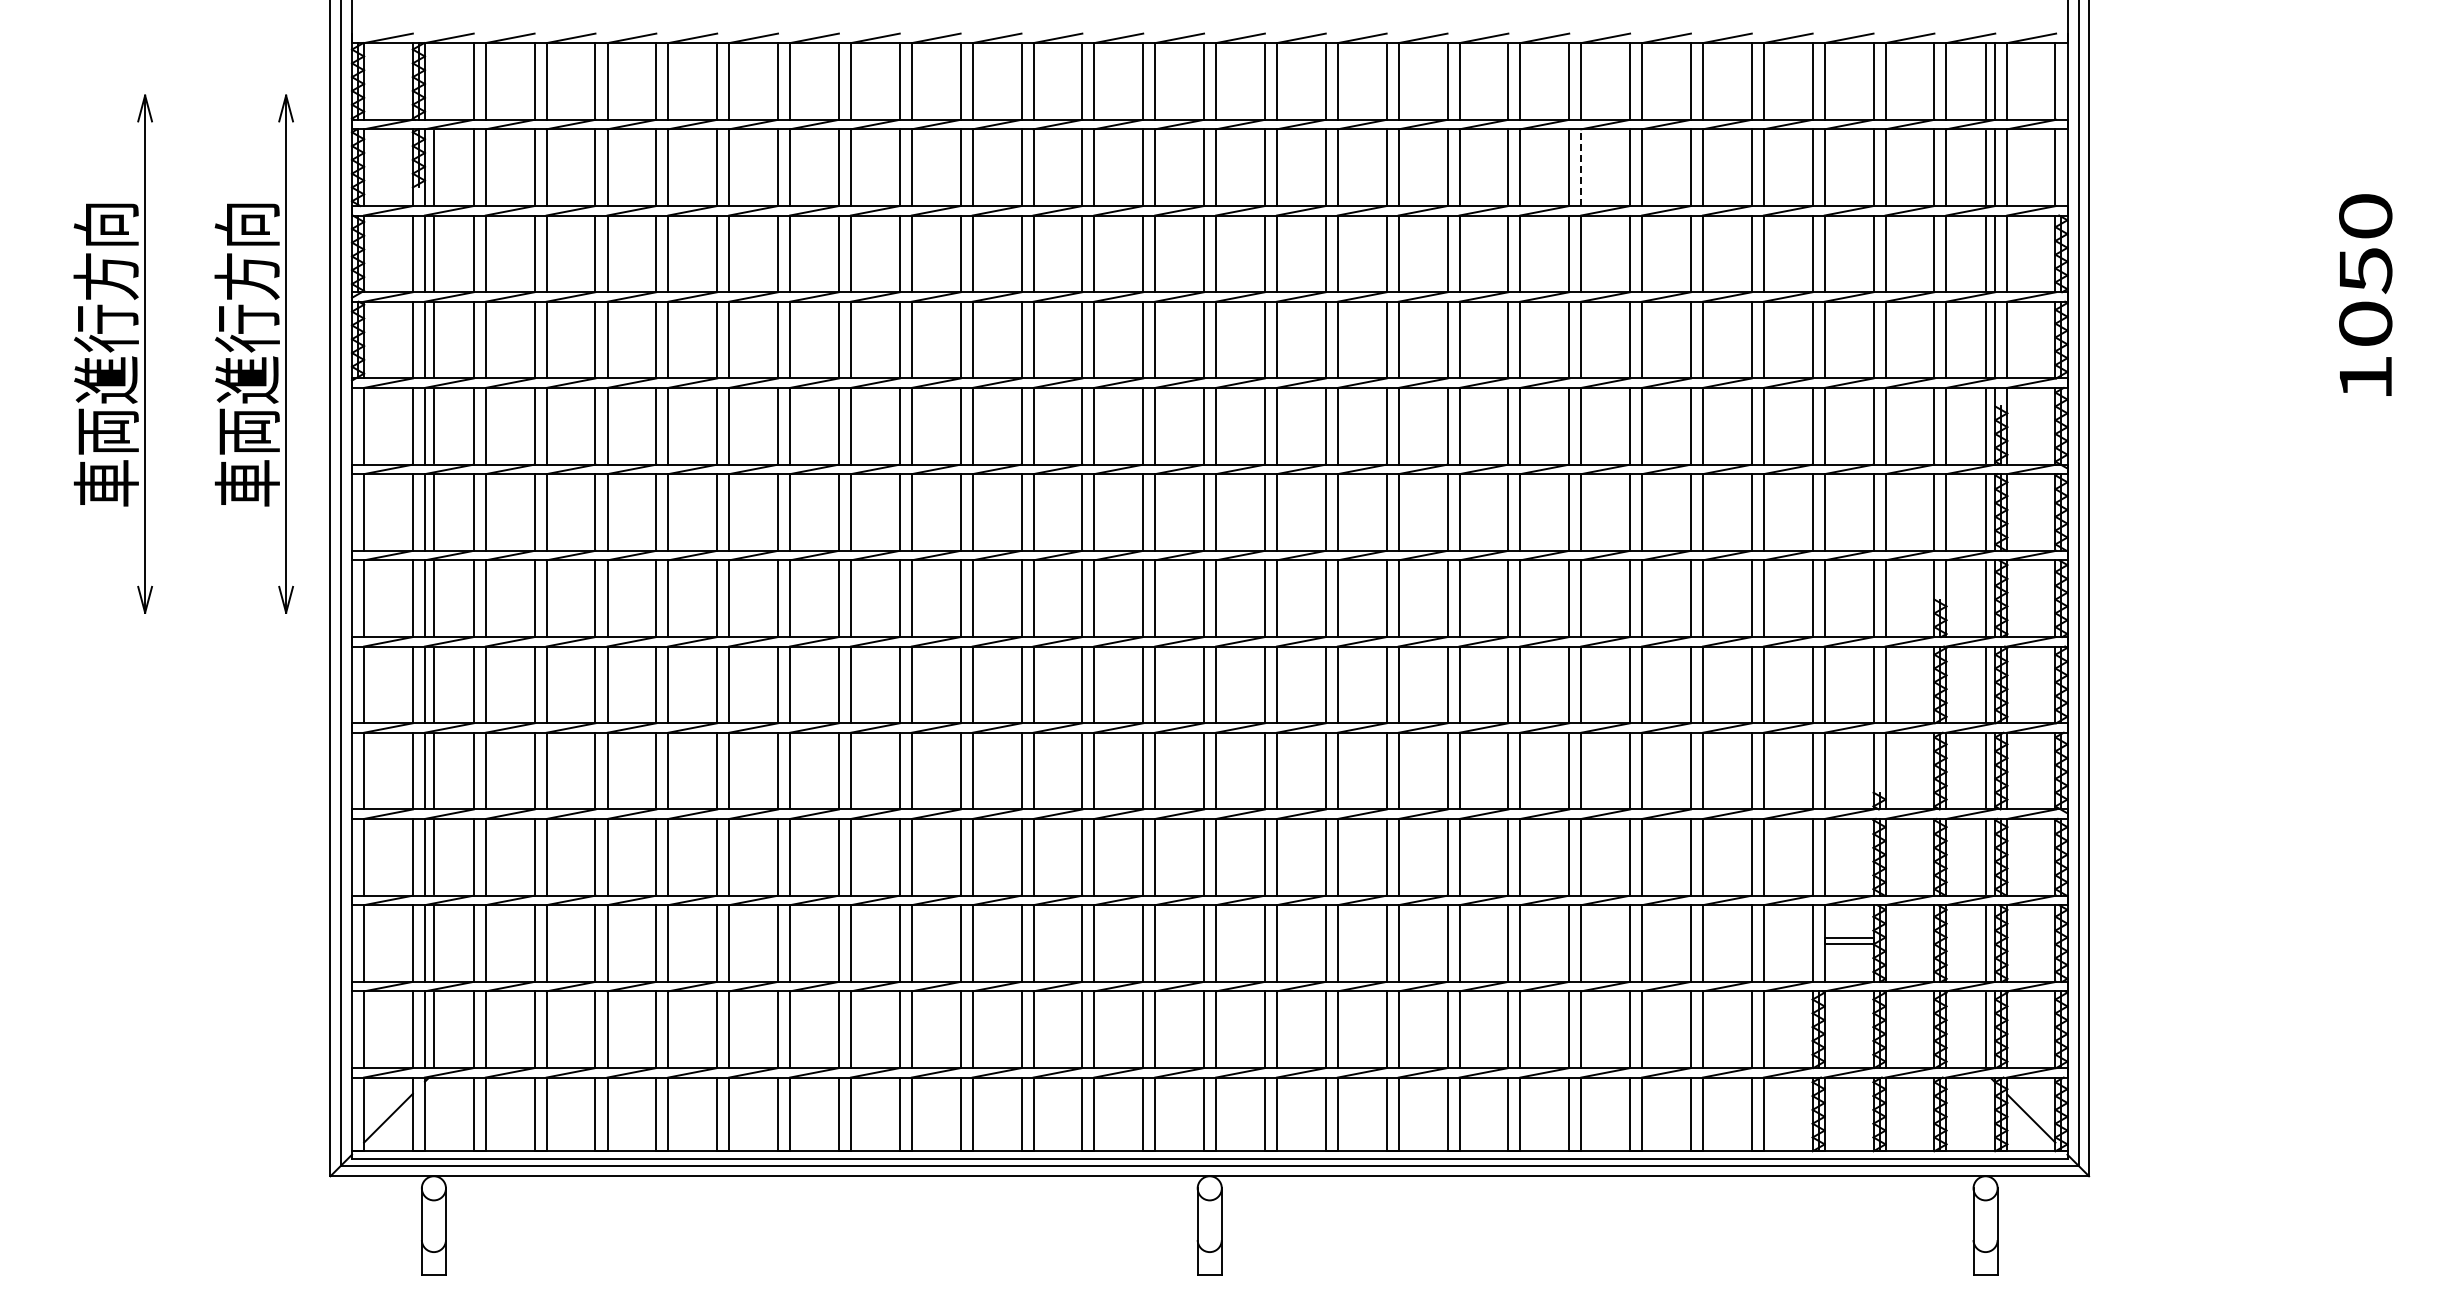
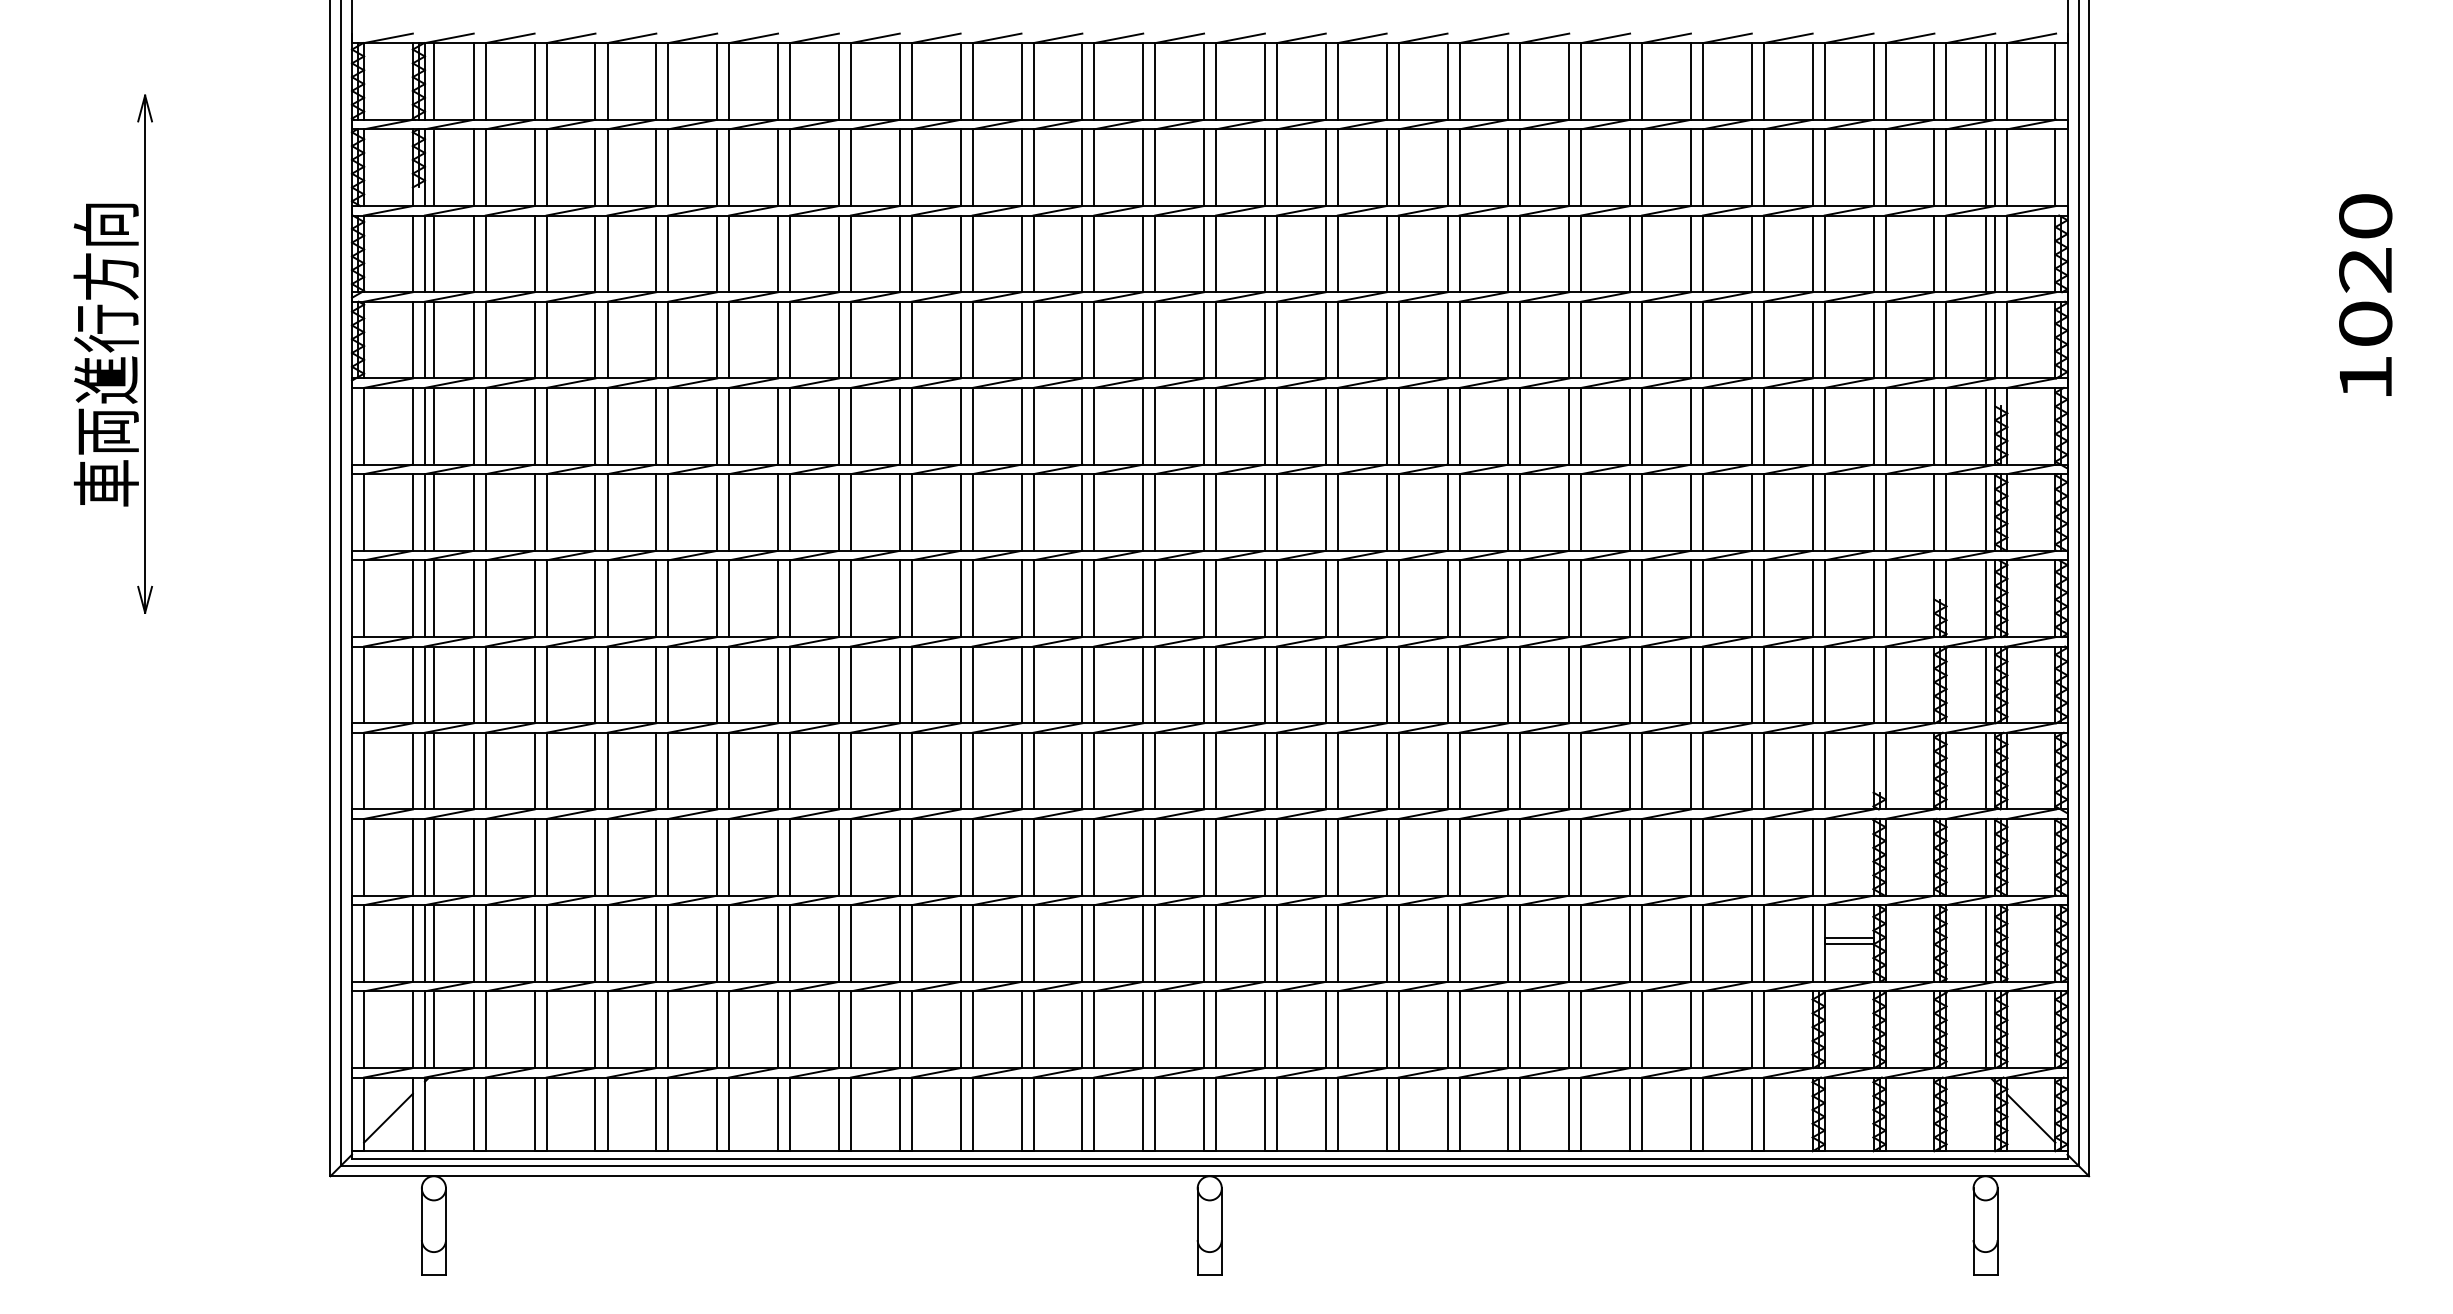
line: none -> present (433, 81)
line: dashed -> solid (1581, 167)
text: 1050 -> 1020 (2365, 271)
part: present -> none (253, 353)
